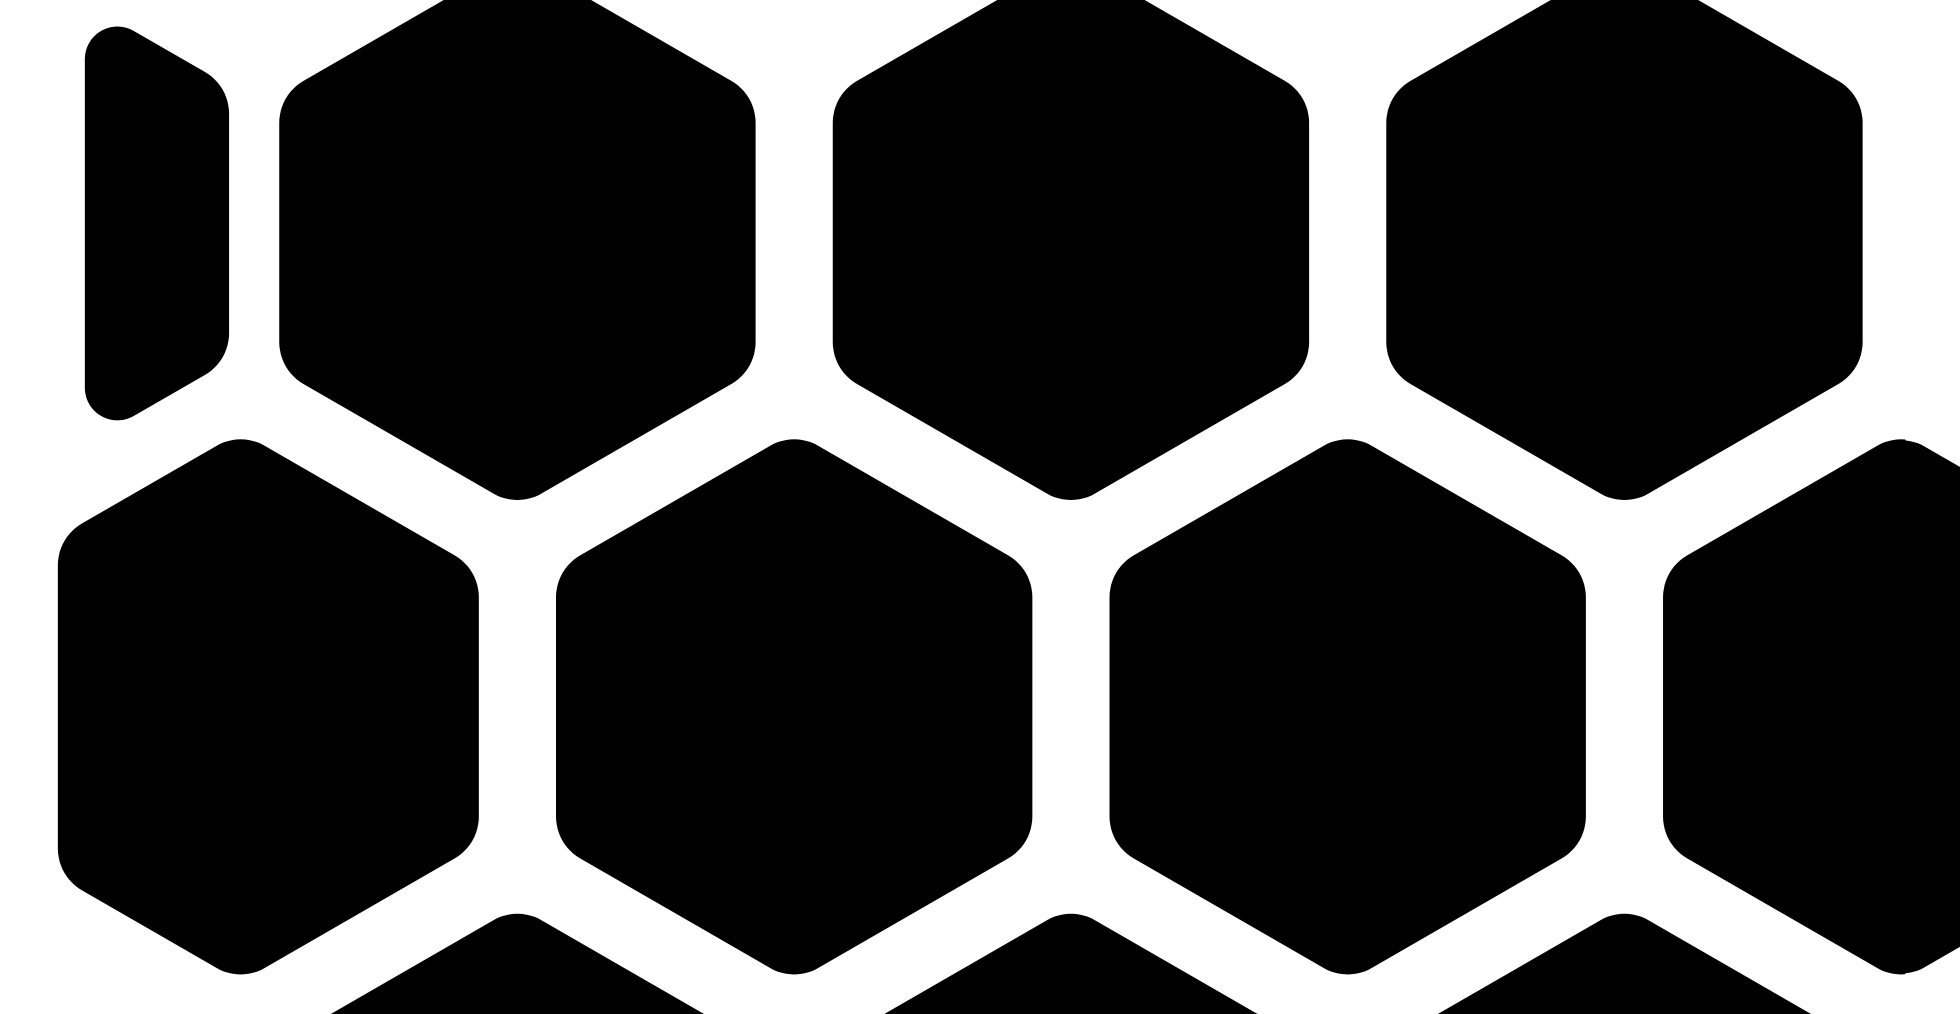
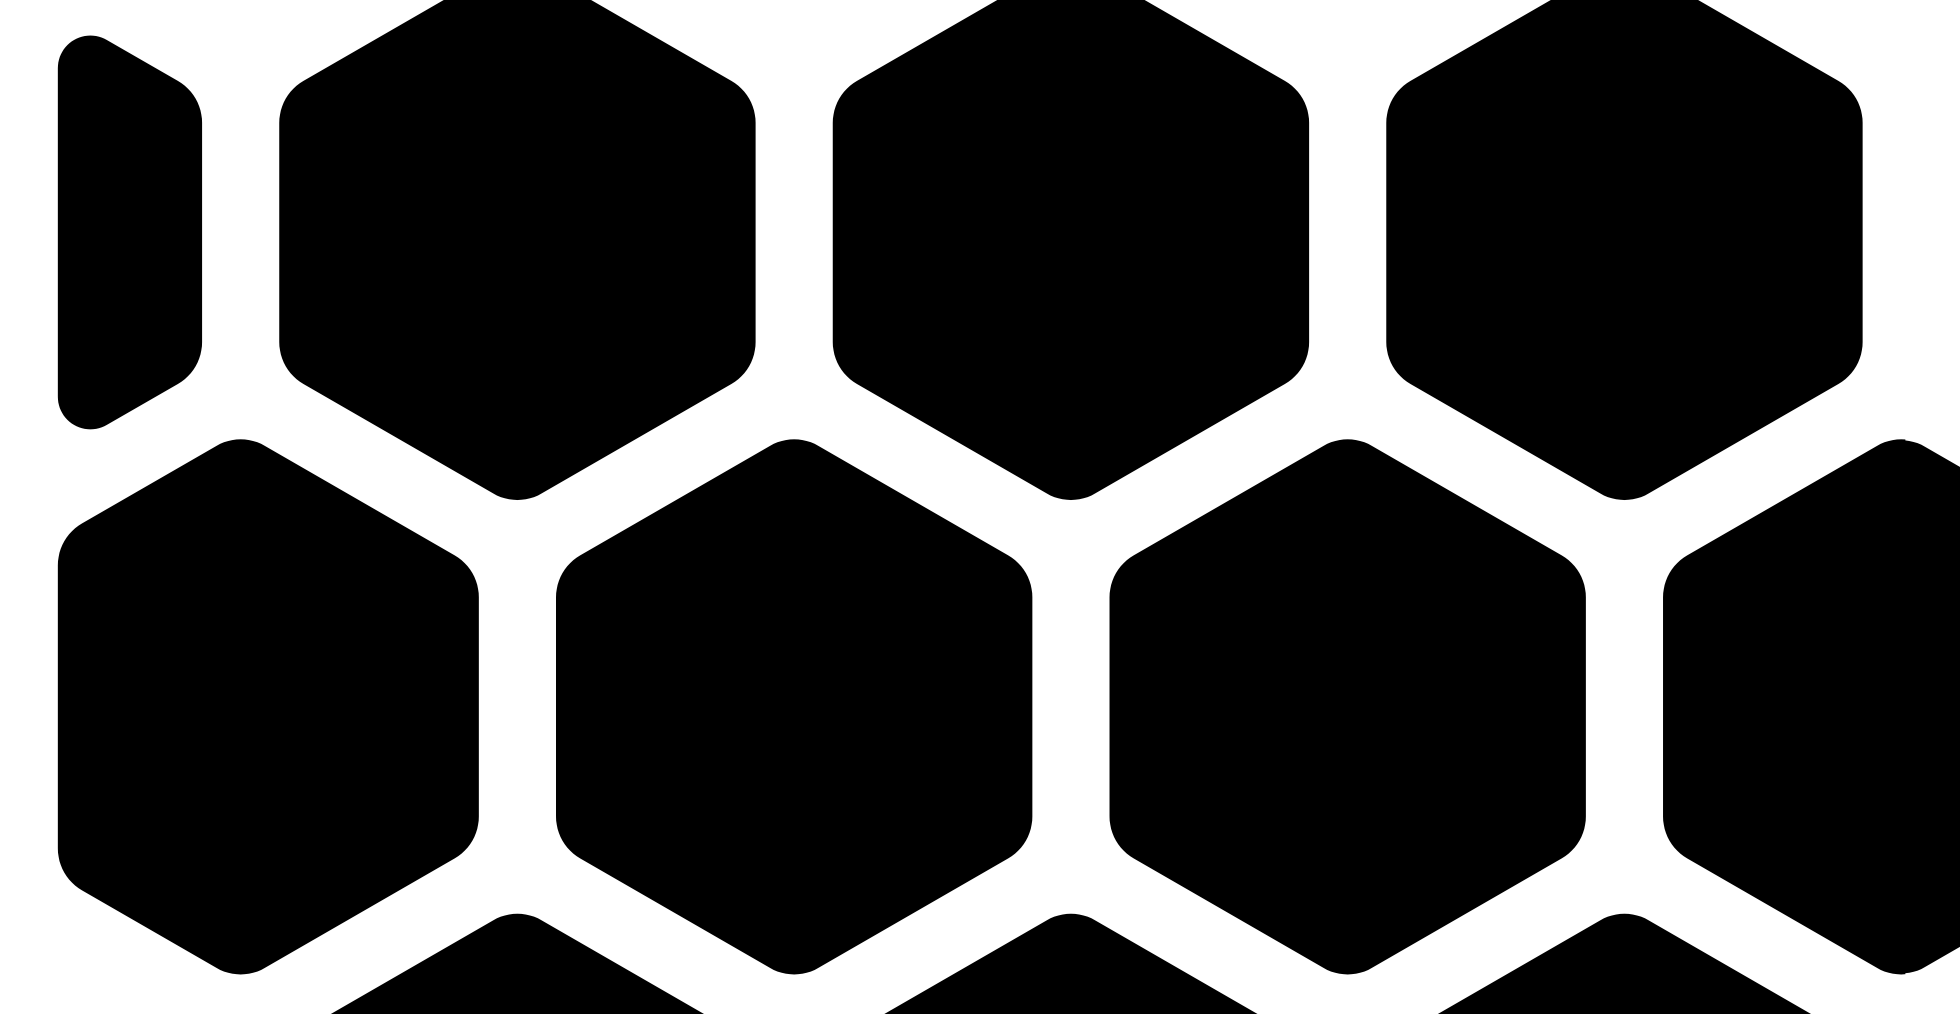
part position: (156, 223) -> (129, 232) (129, 232)
